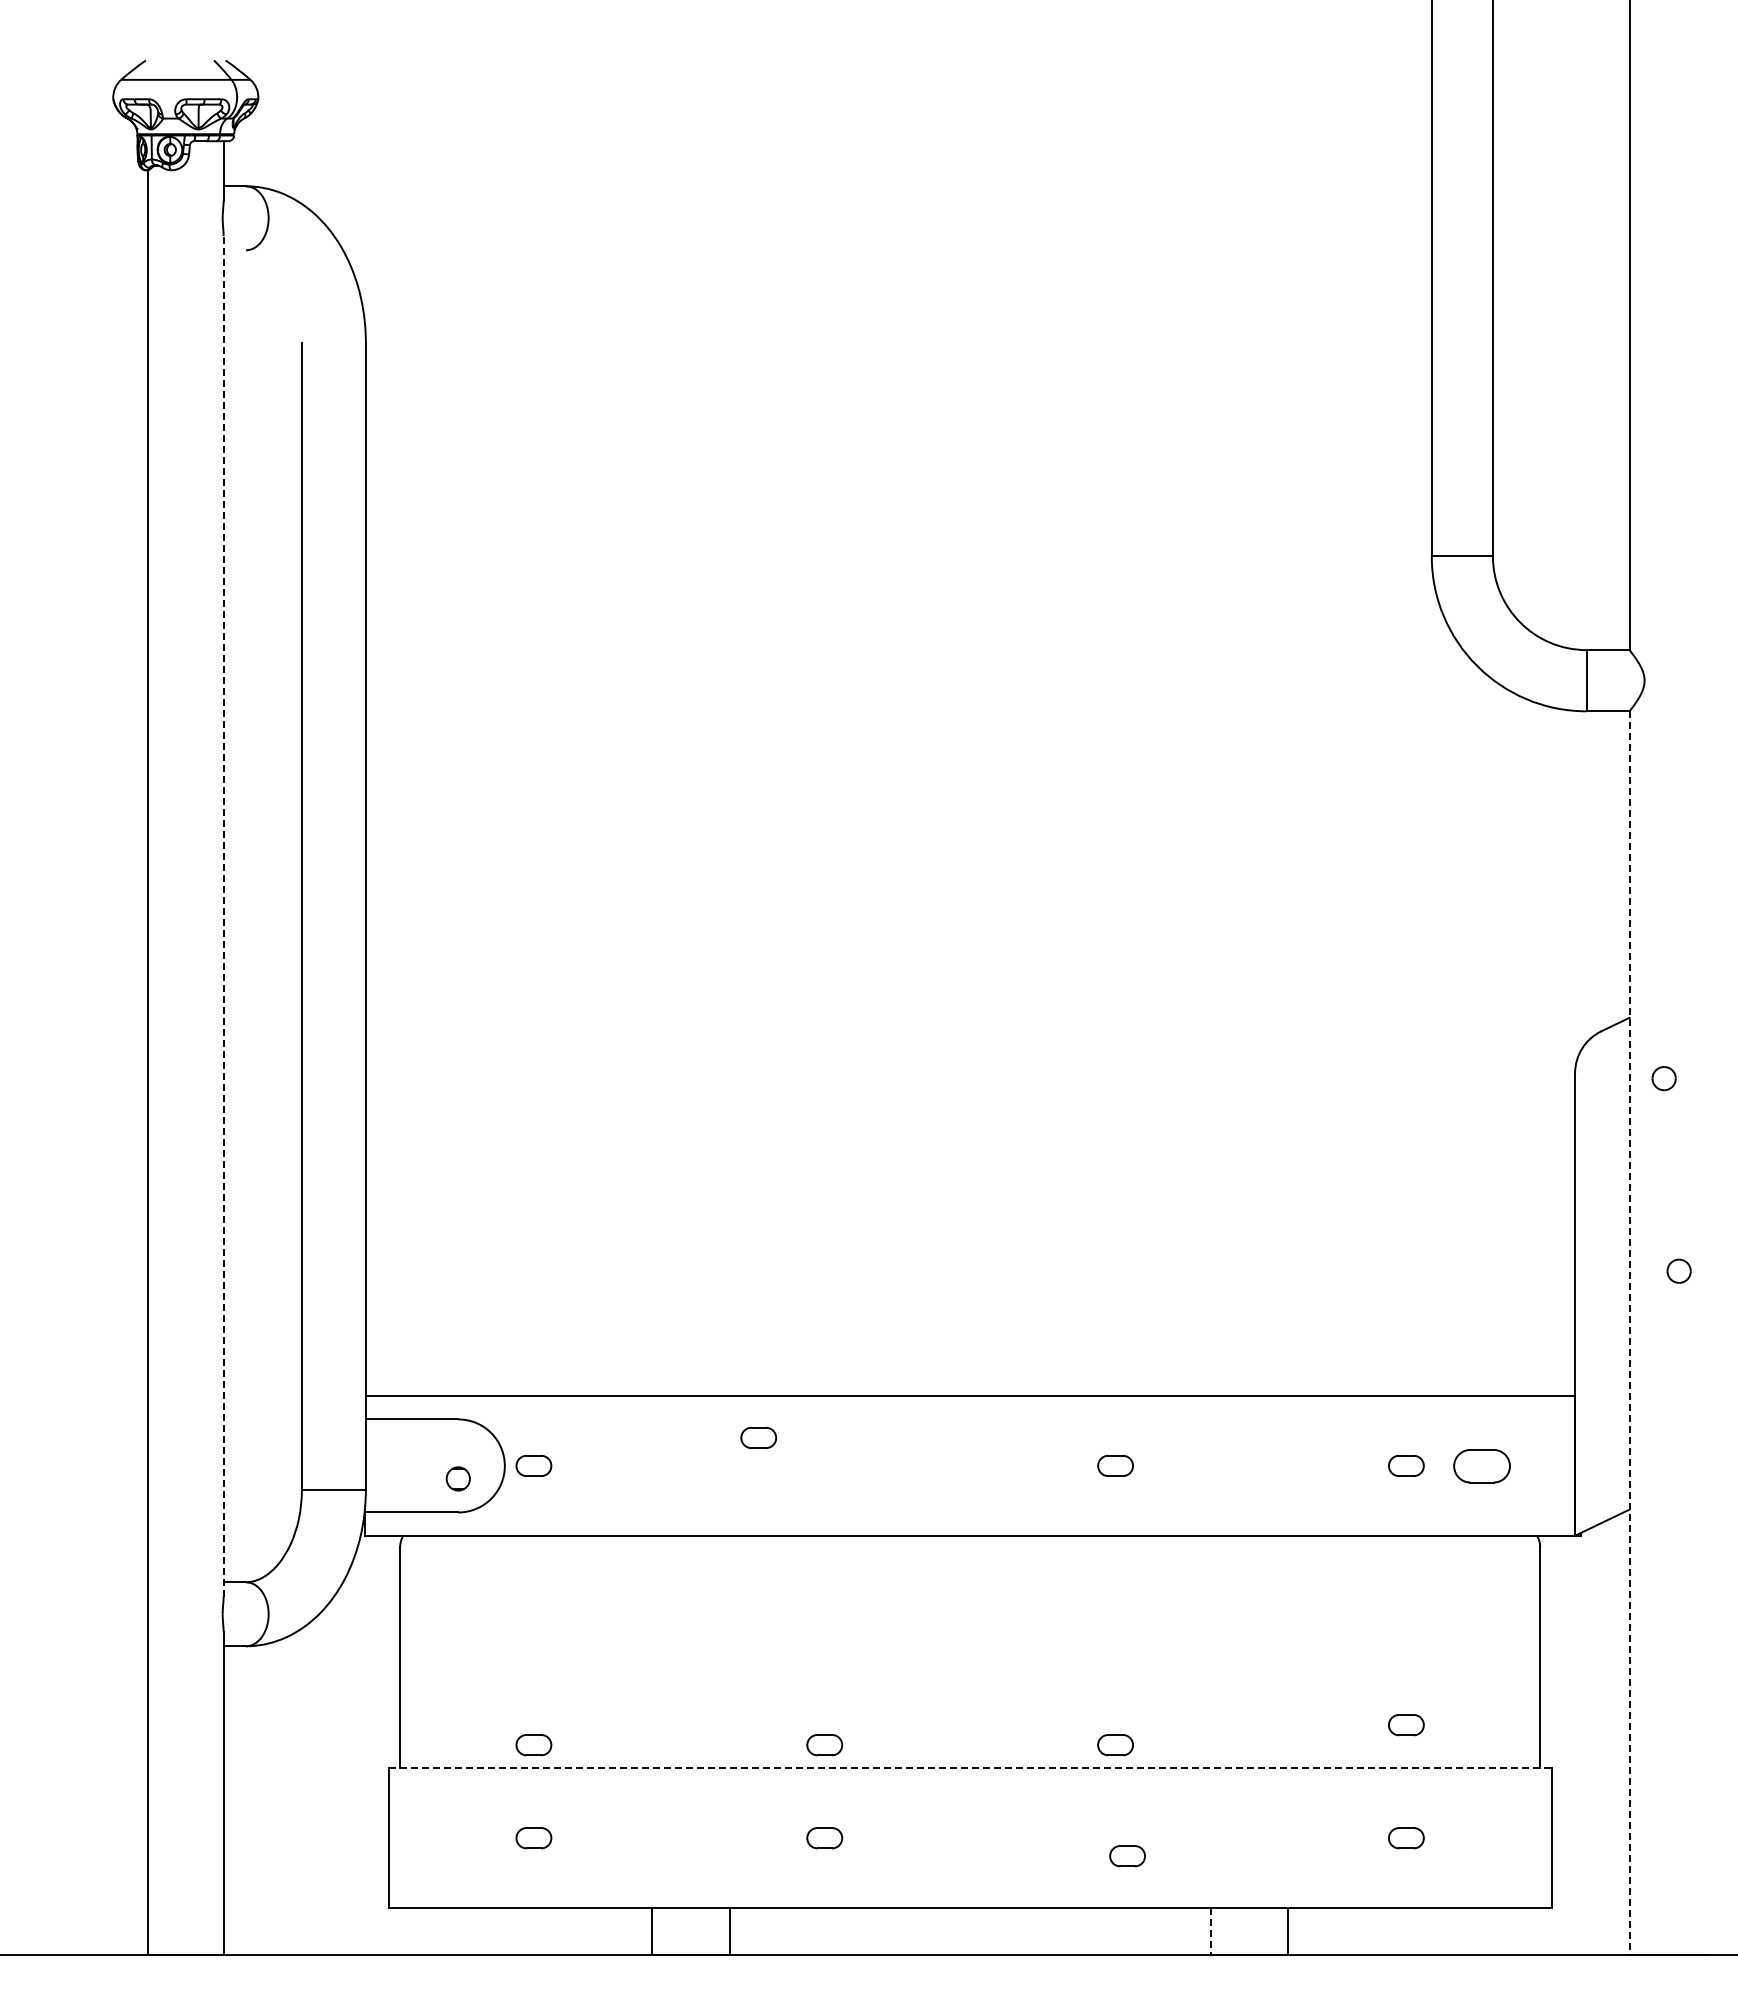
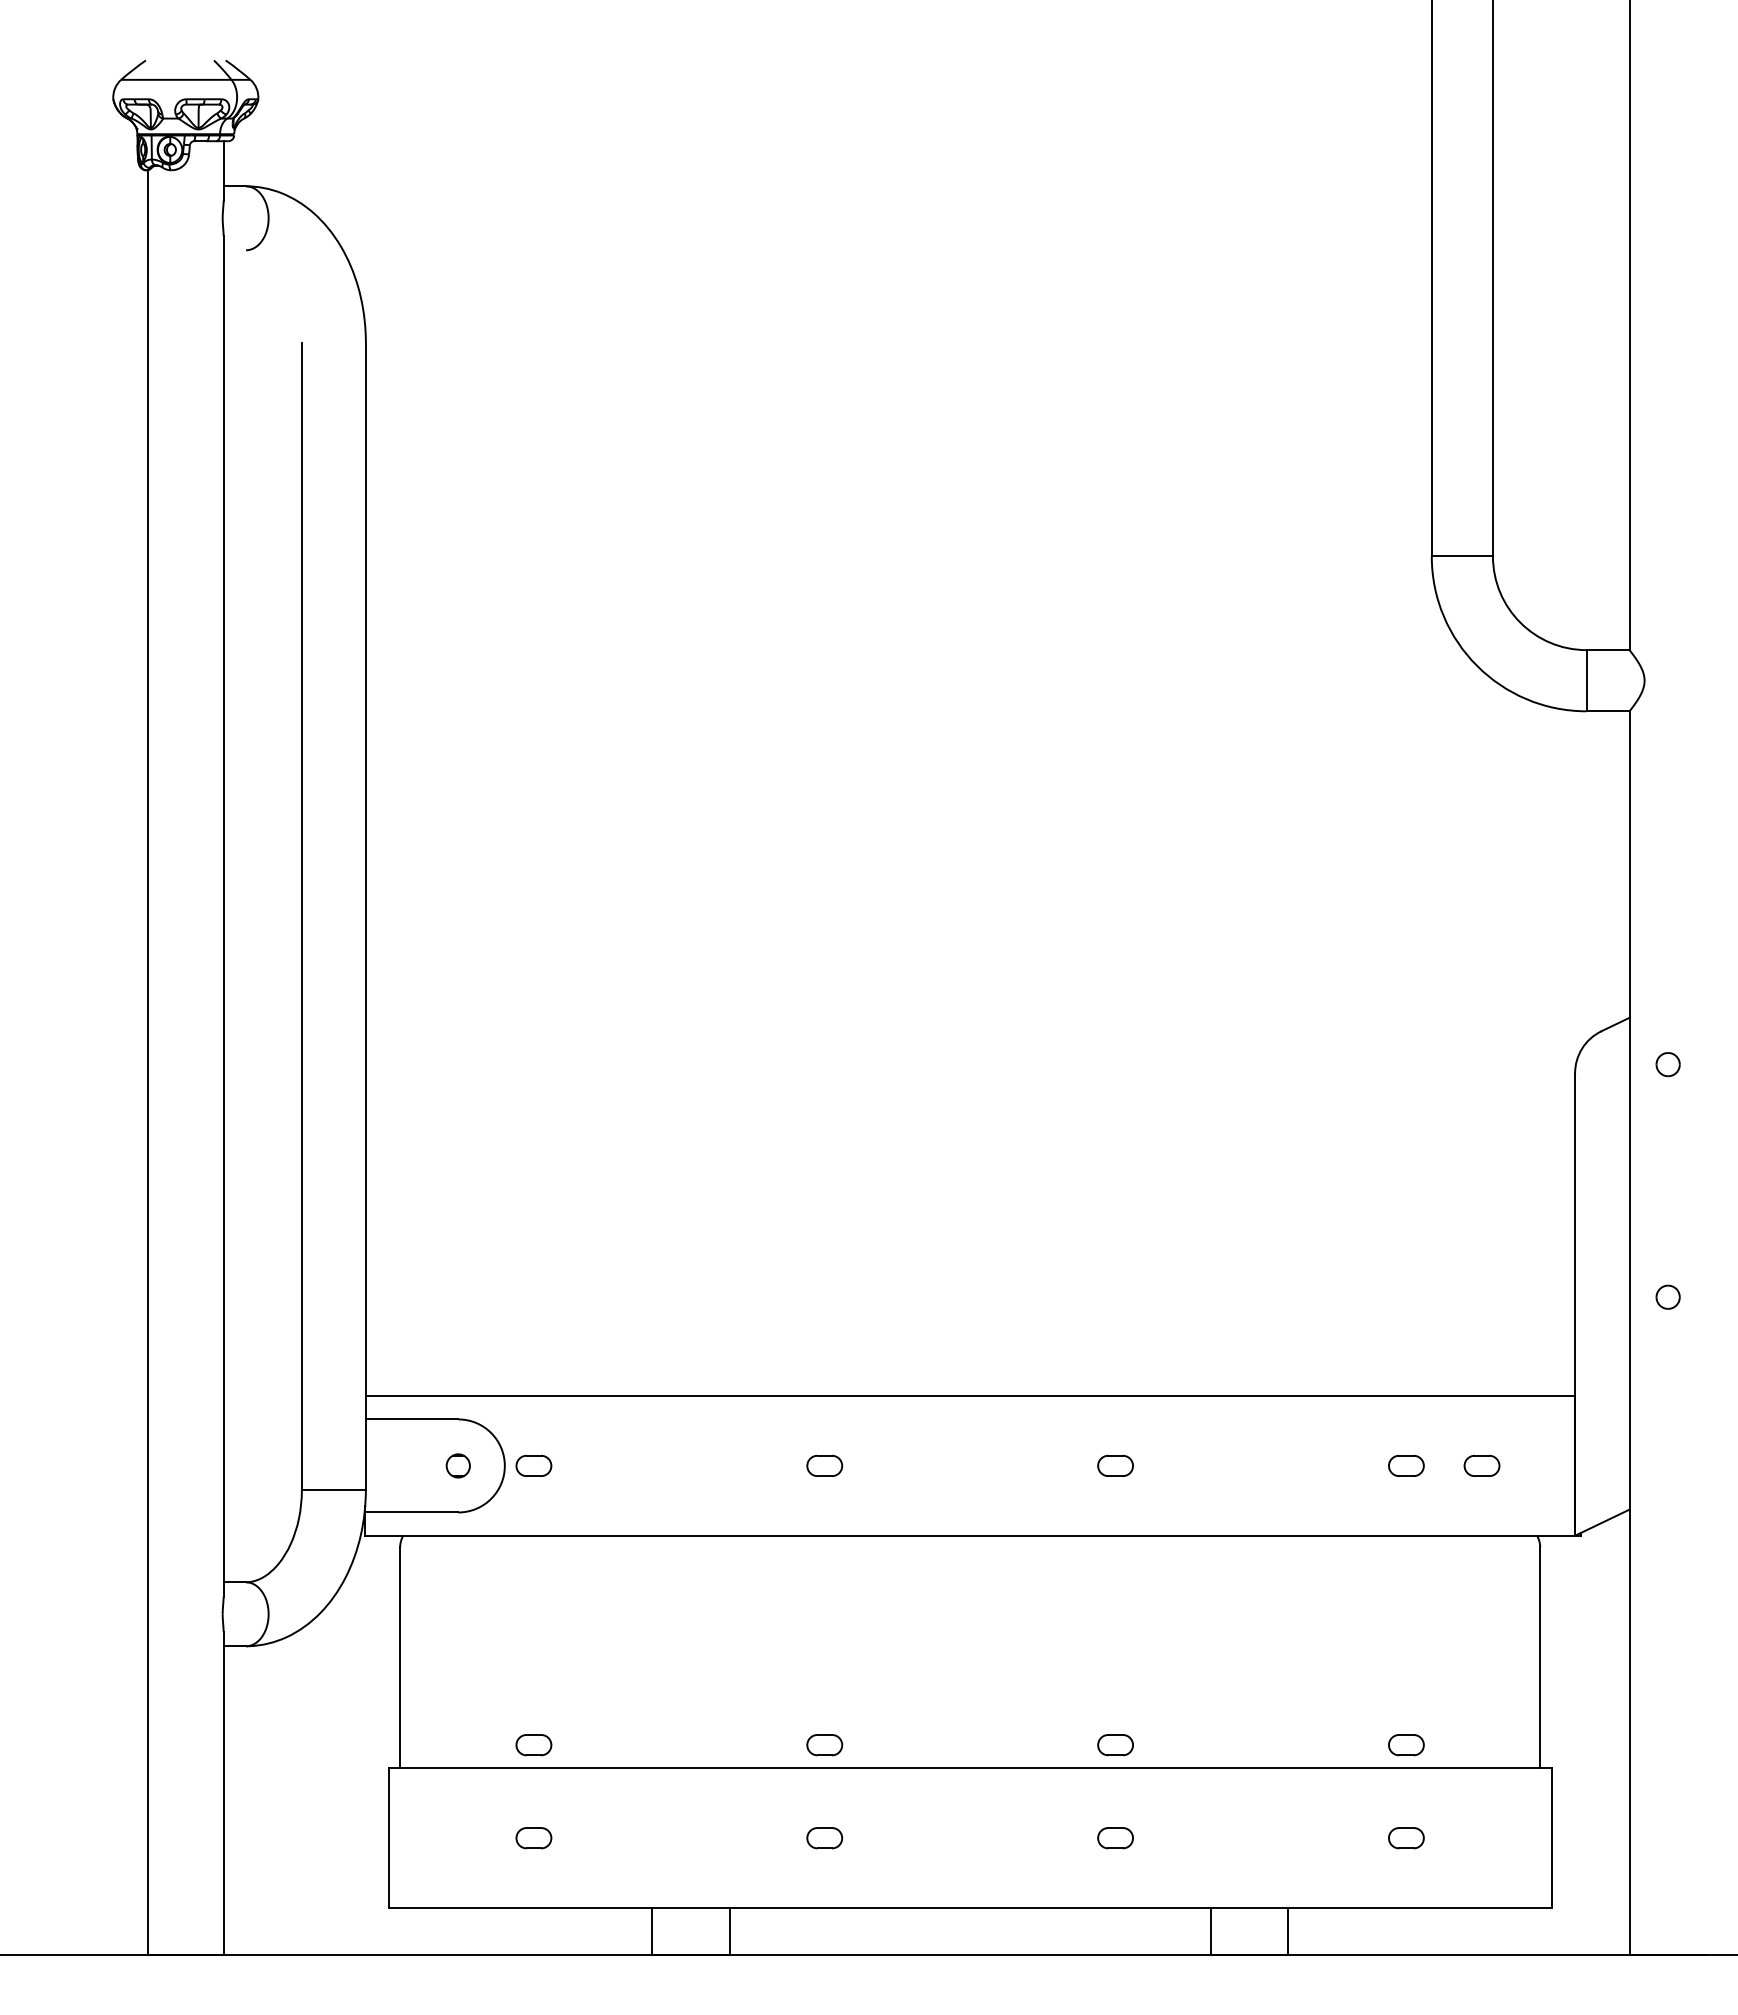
line: dashed -> solid (223, 915)
part position: (1663, 1078) -> (1667, 1064) (1667, 1064)
part position: (1678, 1270) -> (1667, 1296) (1667, 1296)
line: dashed -> solid (1629, 1332)
part position: (758, 1437) -> (824, 1465) (824, 1465)
part size: 58x35 px -> 38x23 px (1481, 1465)
circle position: (457, 1478) -> (457, 1465) (457, 1465)
part position: (1406, 1725) -> (1406, 1745) (1406, 1745)
line: dashed -> solid (970, 1768)
part position: (1127, 1856) -> (1115, 1838) (1115, 1838)
line: dashed -> solid (1210, 1931)
